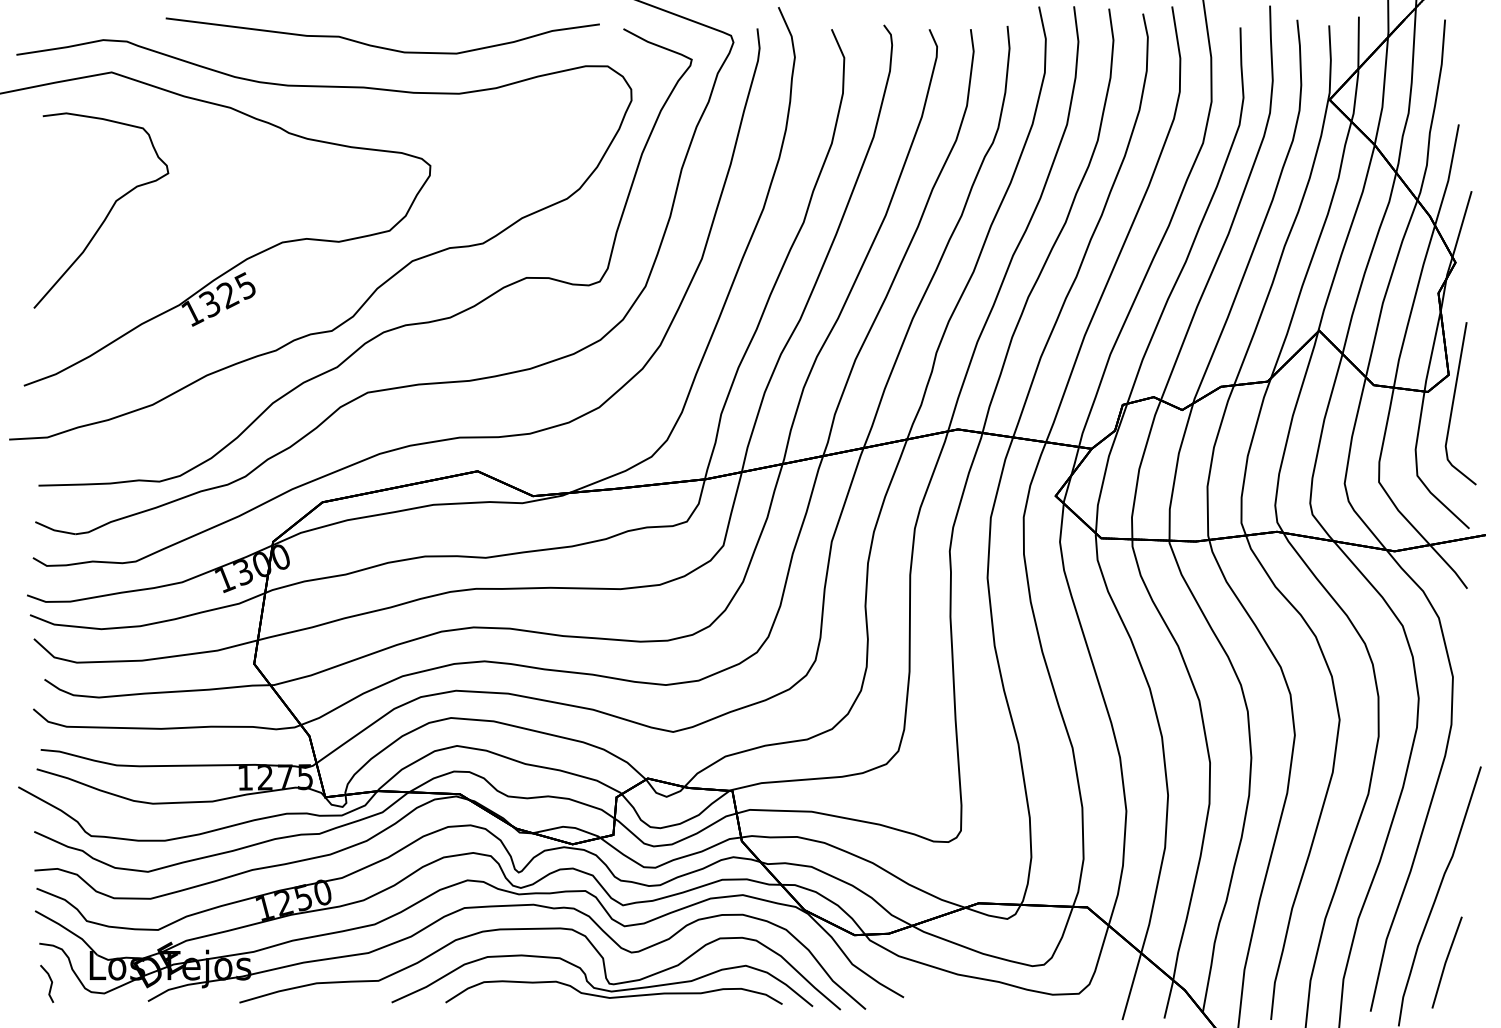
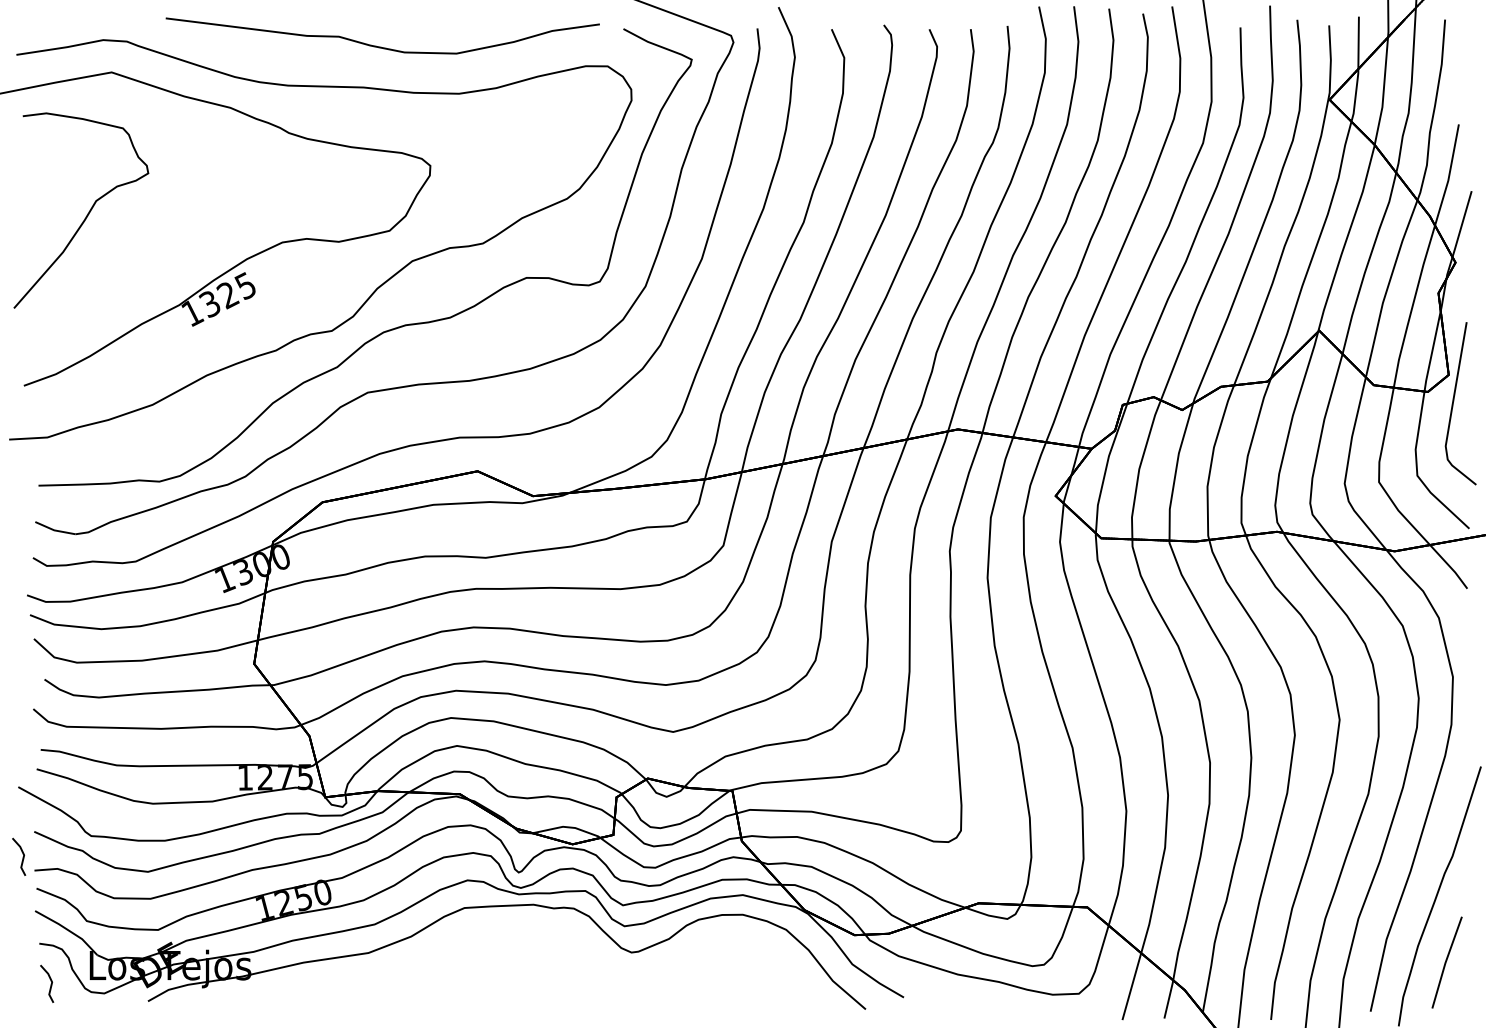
curve position: (107, 213) -> (87, 213) (87, 213)
line: none -> present (22, 857)
part: present -> none (540, 957)
